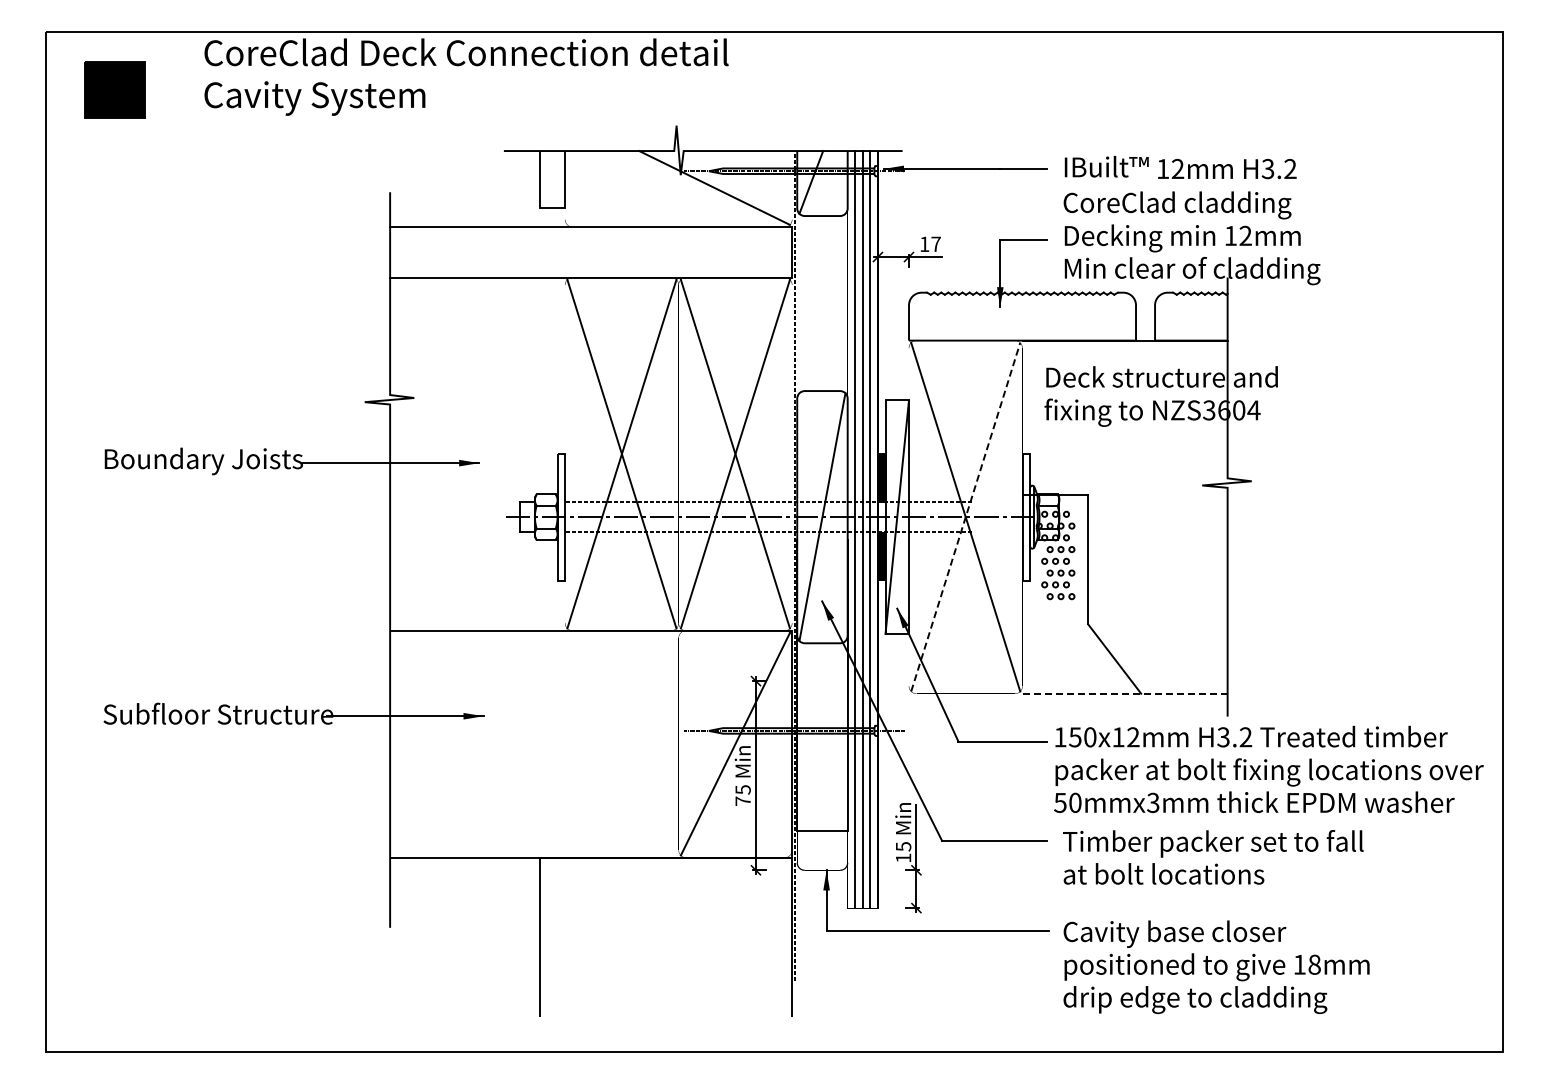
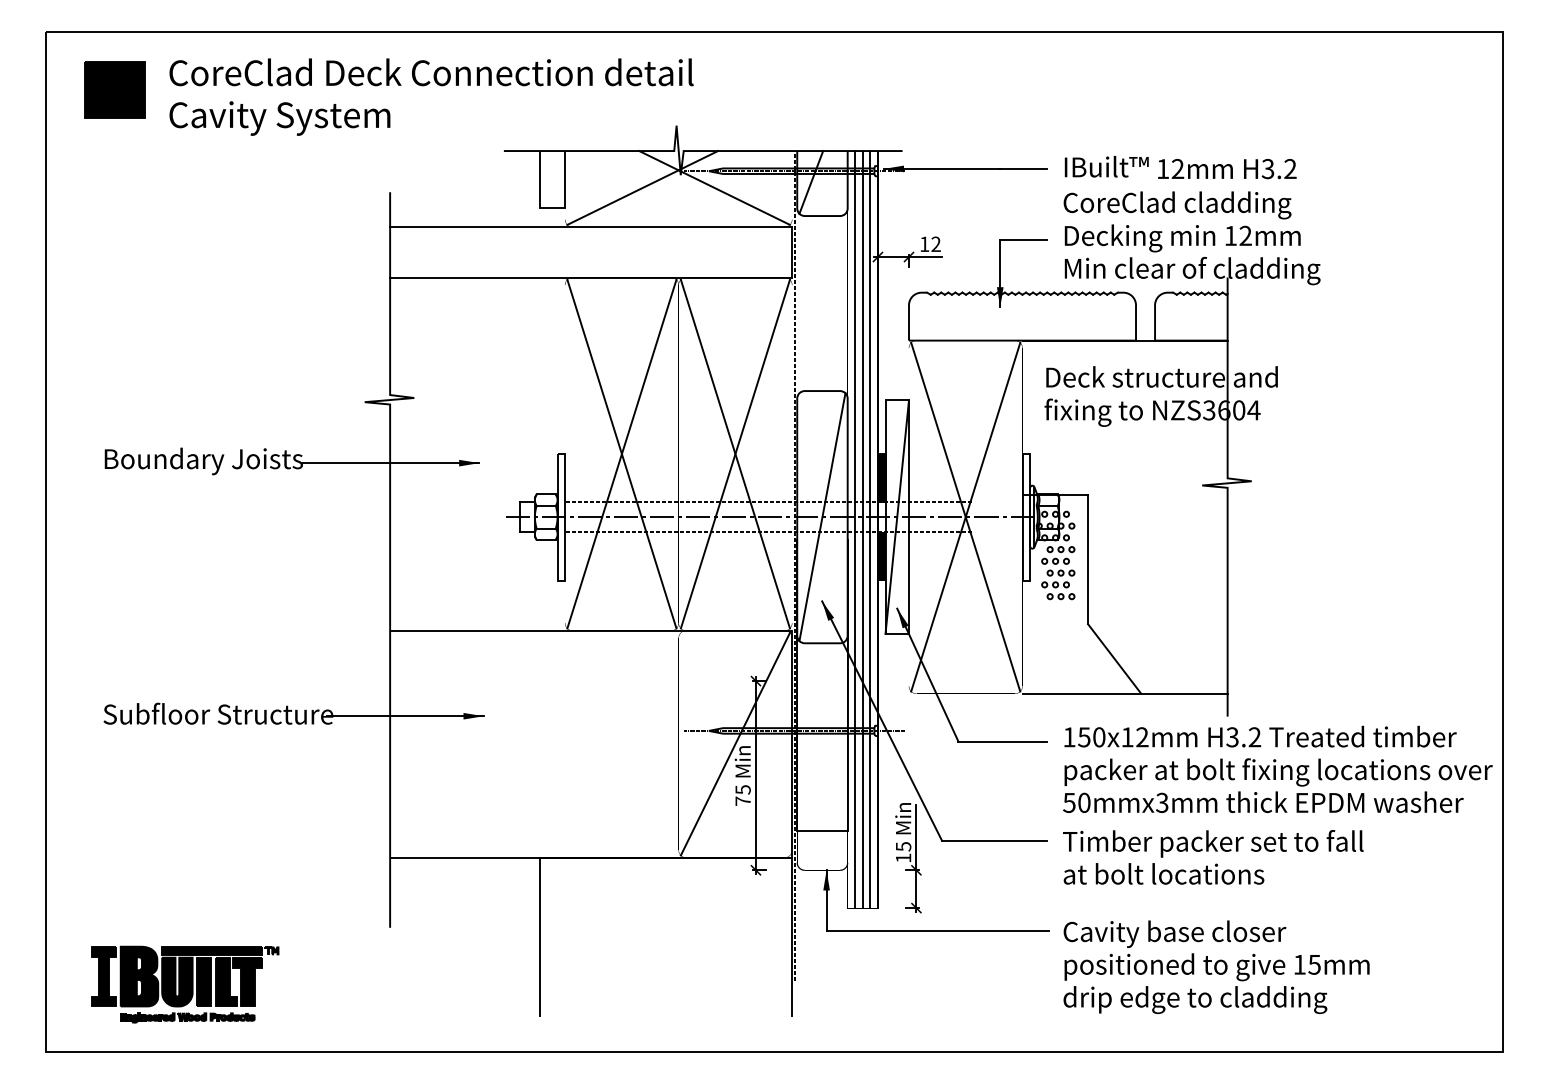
text position: (466, 76) -> (431, 96) (431, 96)
line: none -> present (642, 187)
text: 17 -> 12 (935, 243)
line: dashed -> solid (965, 517)
line: dashed -> solid (1125, 693)
text position: (1268, 768) -> (1277, 768) (1277, 768)
text: 18mm -> 15mm (1314, 964)
part: none -> present (185, 984)
